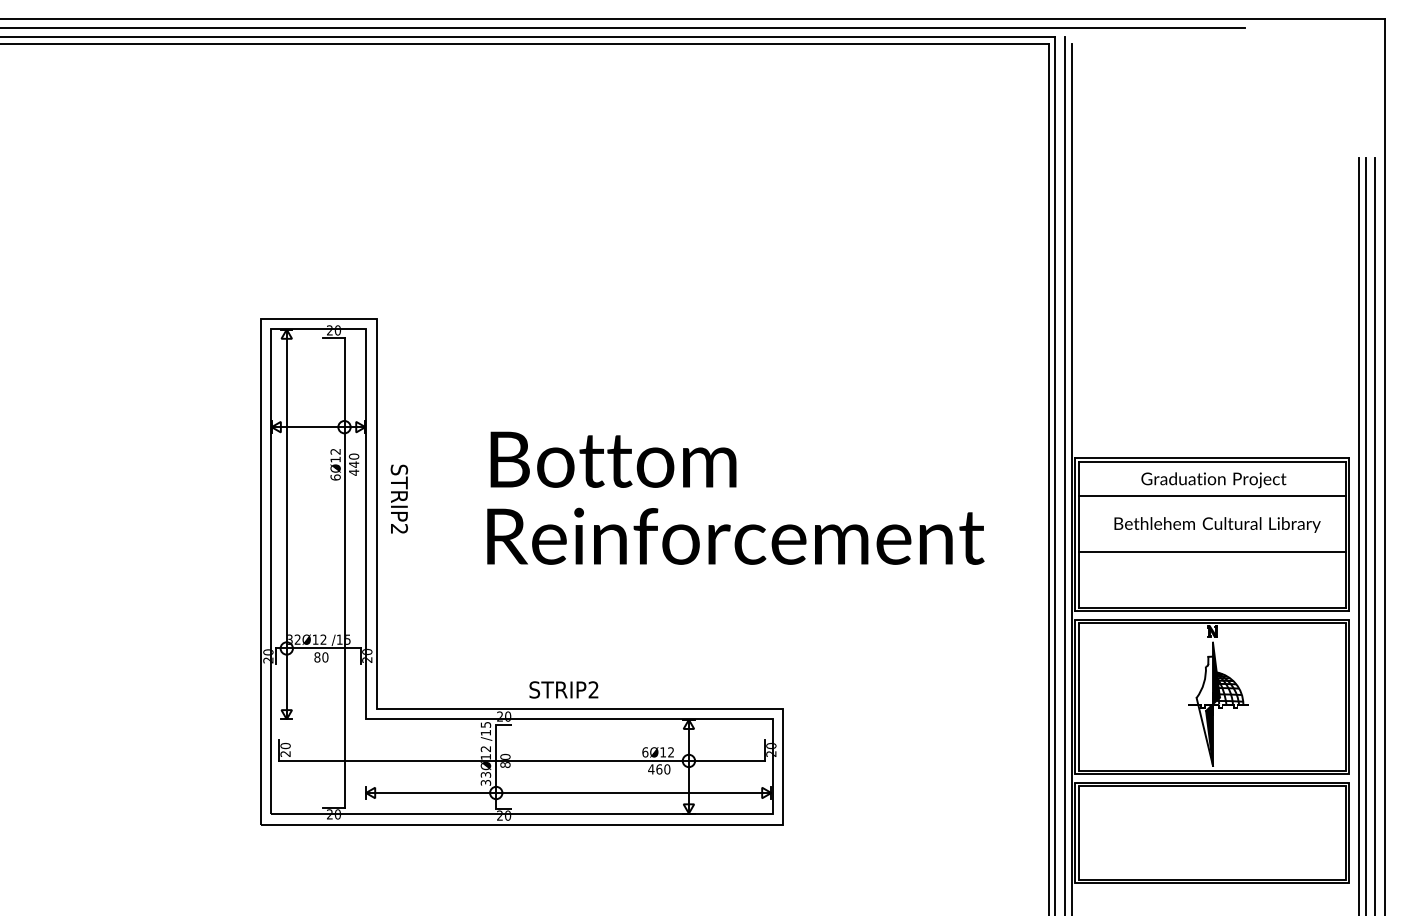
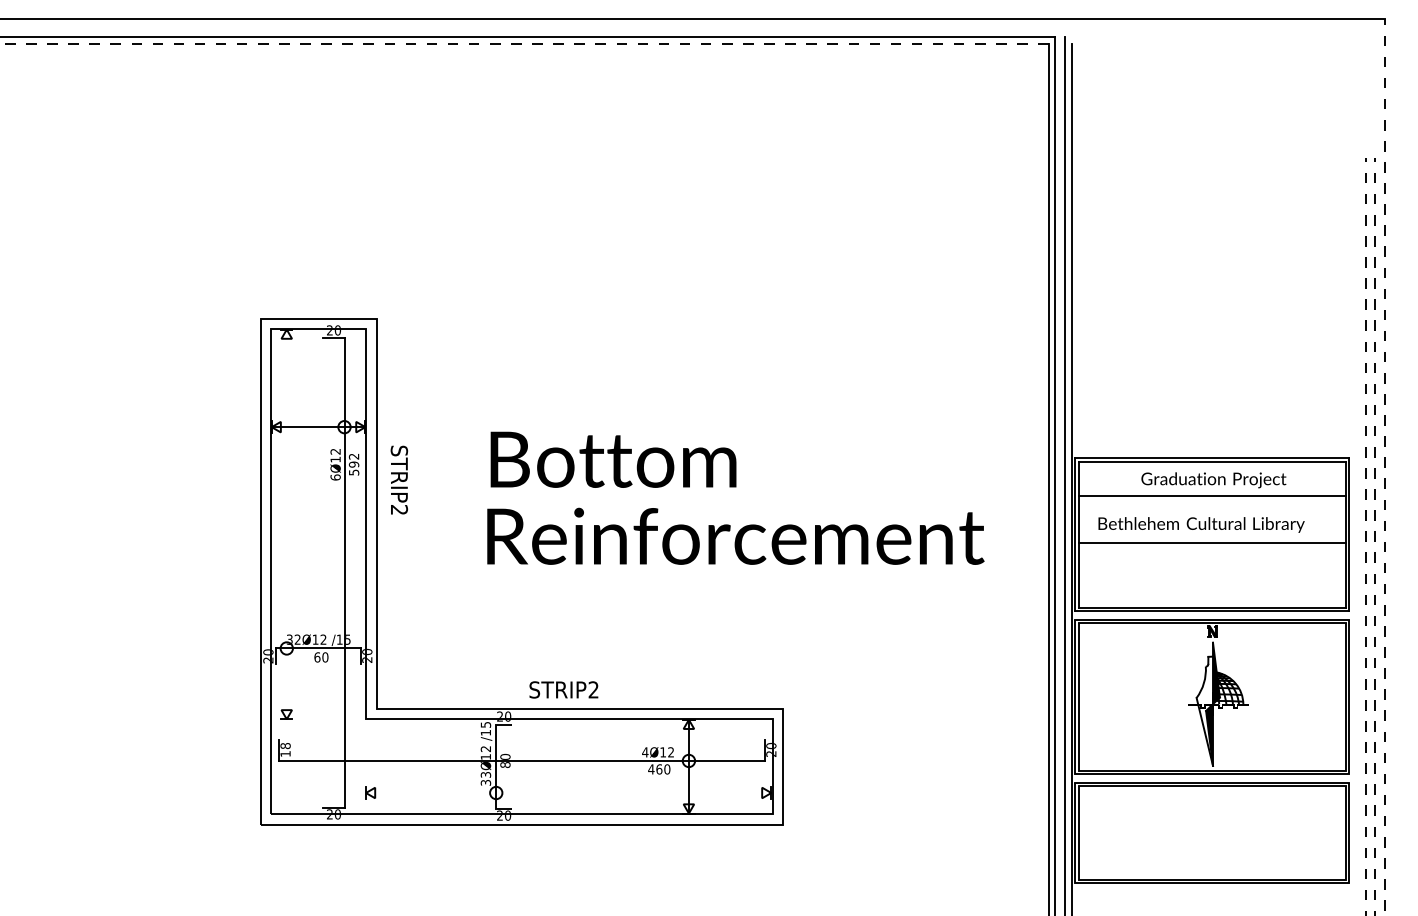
line: present -> none (623, 27)
line: solid -> dashed (524, 44)
text: 440 -> 592 (353, 464)
line: solid -> dashed (1385, 466)
text position: (399, 498) -> (399, 479) (399, 479)
line: present -> none (286, 524)
text position: (1217, 524) -> (1201, 524) (1201, 524)
line: present -> none (1358, 534)
line: solid -> dashed (1365, 536)
line: solid -> dashed (1375, 536)
line position: (1211, 551) -> (1211, 542) (1211, 542)
text: 80 -> 60 (317, 657)
text: 20 -> 18 (285, 749)
text: 6Ø12 -> 4Ø12 (645, 752)
line: present -> none (568, 793)
